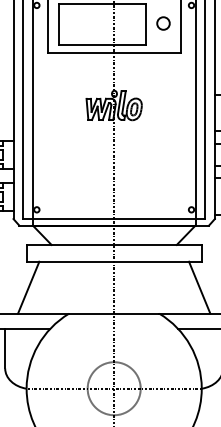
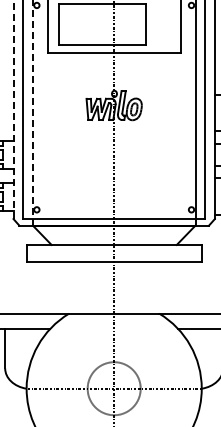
circle: present -> none (163, 23)
line: solid -> dashed (13, 109)
line: solid -> dashed (32, 112)
line: present -> none (28, 287)
line: present -> none (199, 287)
